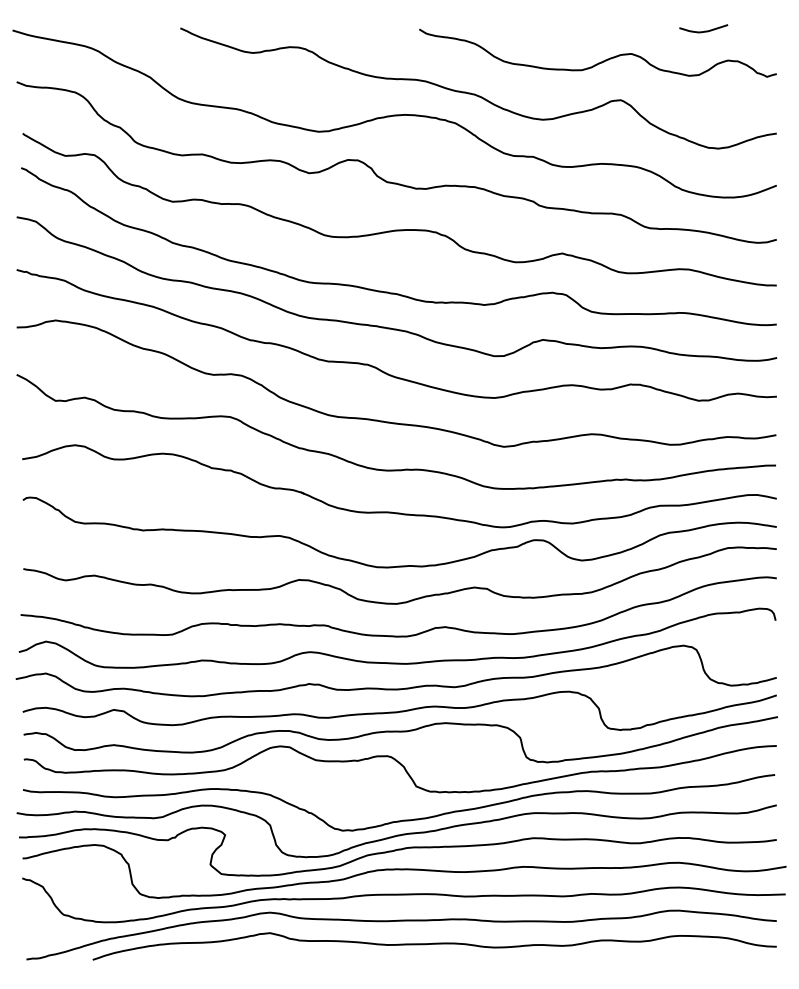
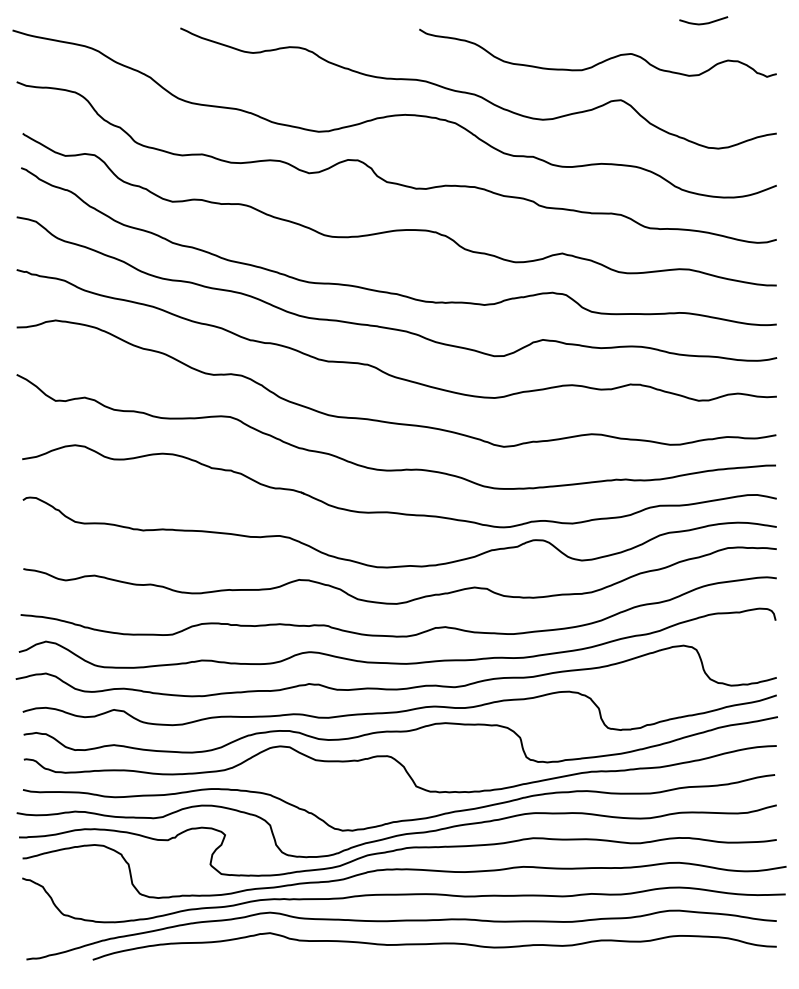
curve position: (704, 30) -> (704, 22) (704, 22)
